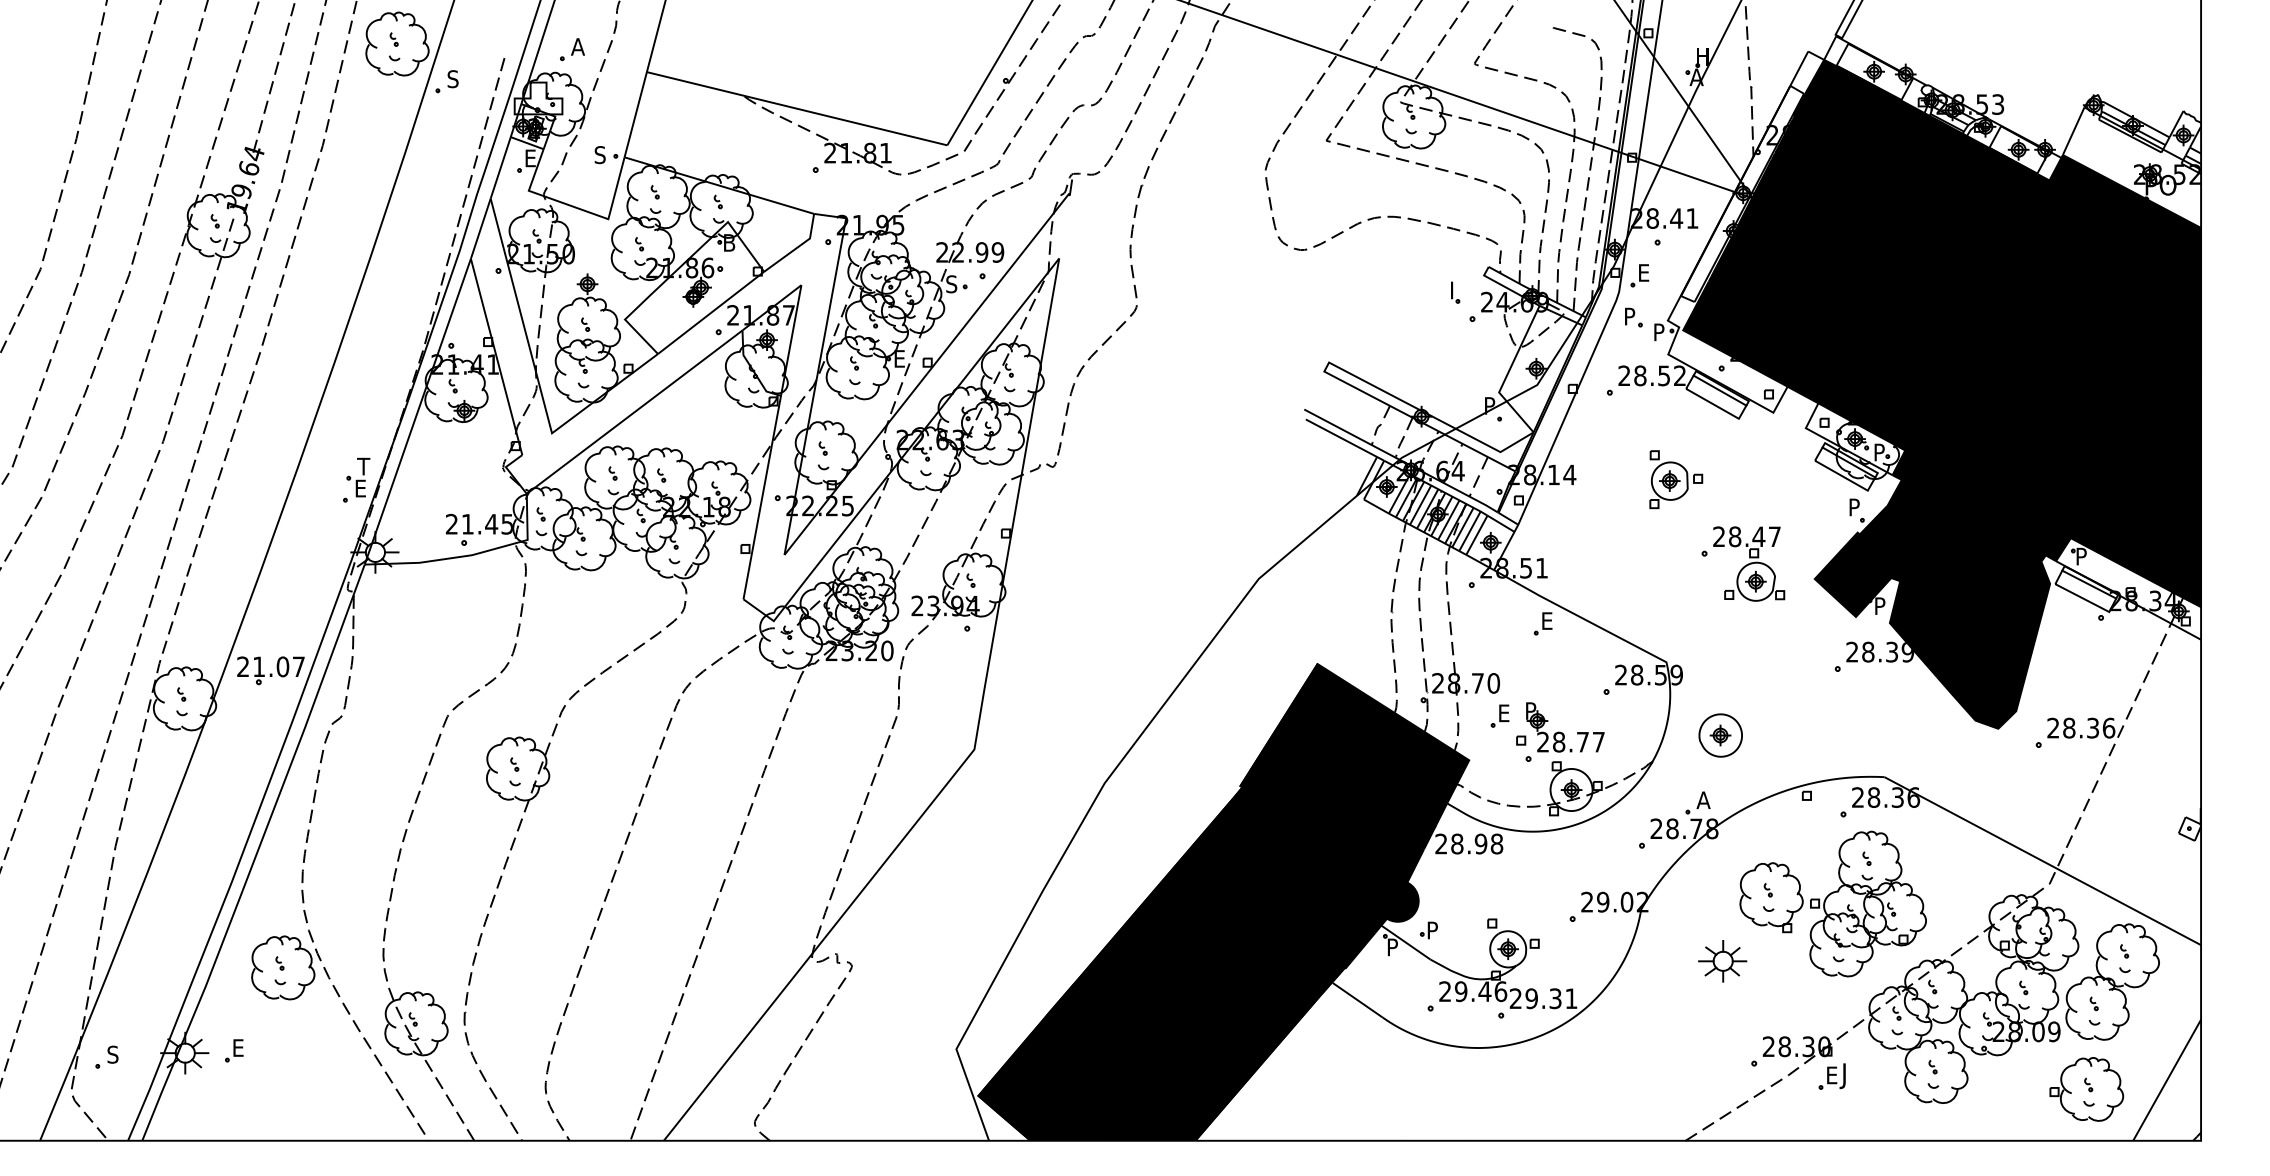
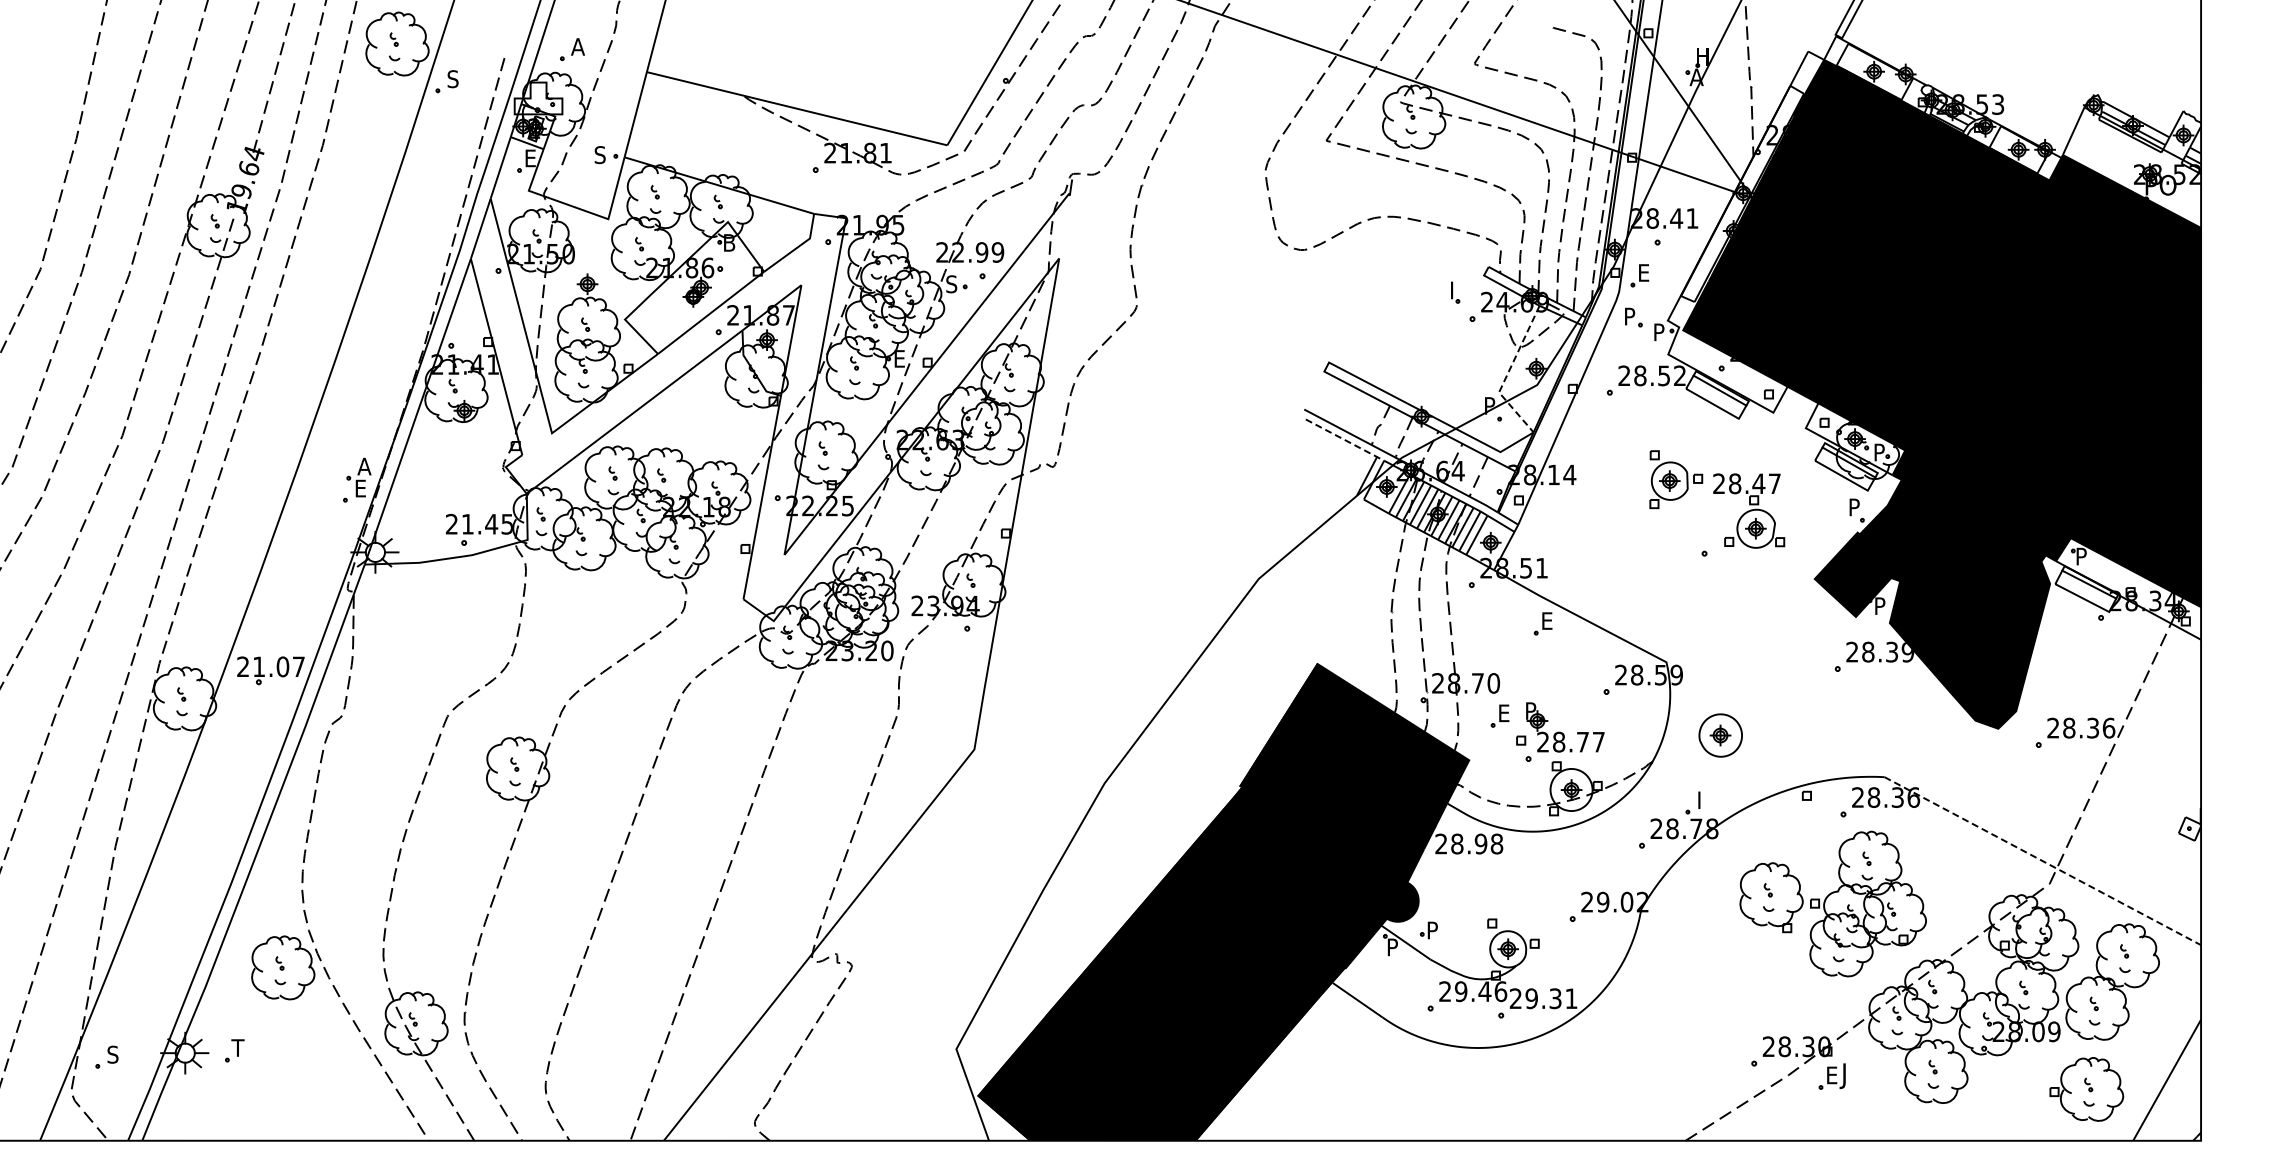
line: solid -> dashed (1507, 373)
line: solid -> dashed (1345, 440)
text: T -> A (364, 466)
part position: (1749, 563) -> (1749, 510) (1749, 510)
text: A -> I (1703, 799)
line: solid -> dashed (2043, 861)
part: present -> none (1722, 961)
text: E -> T (237, 1047)
